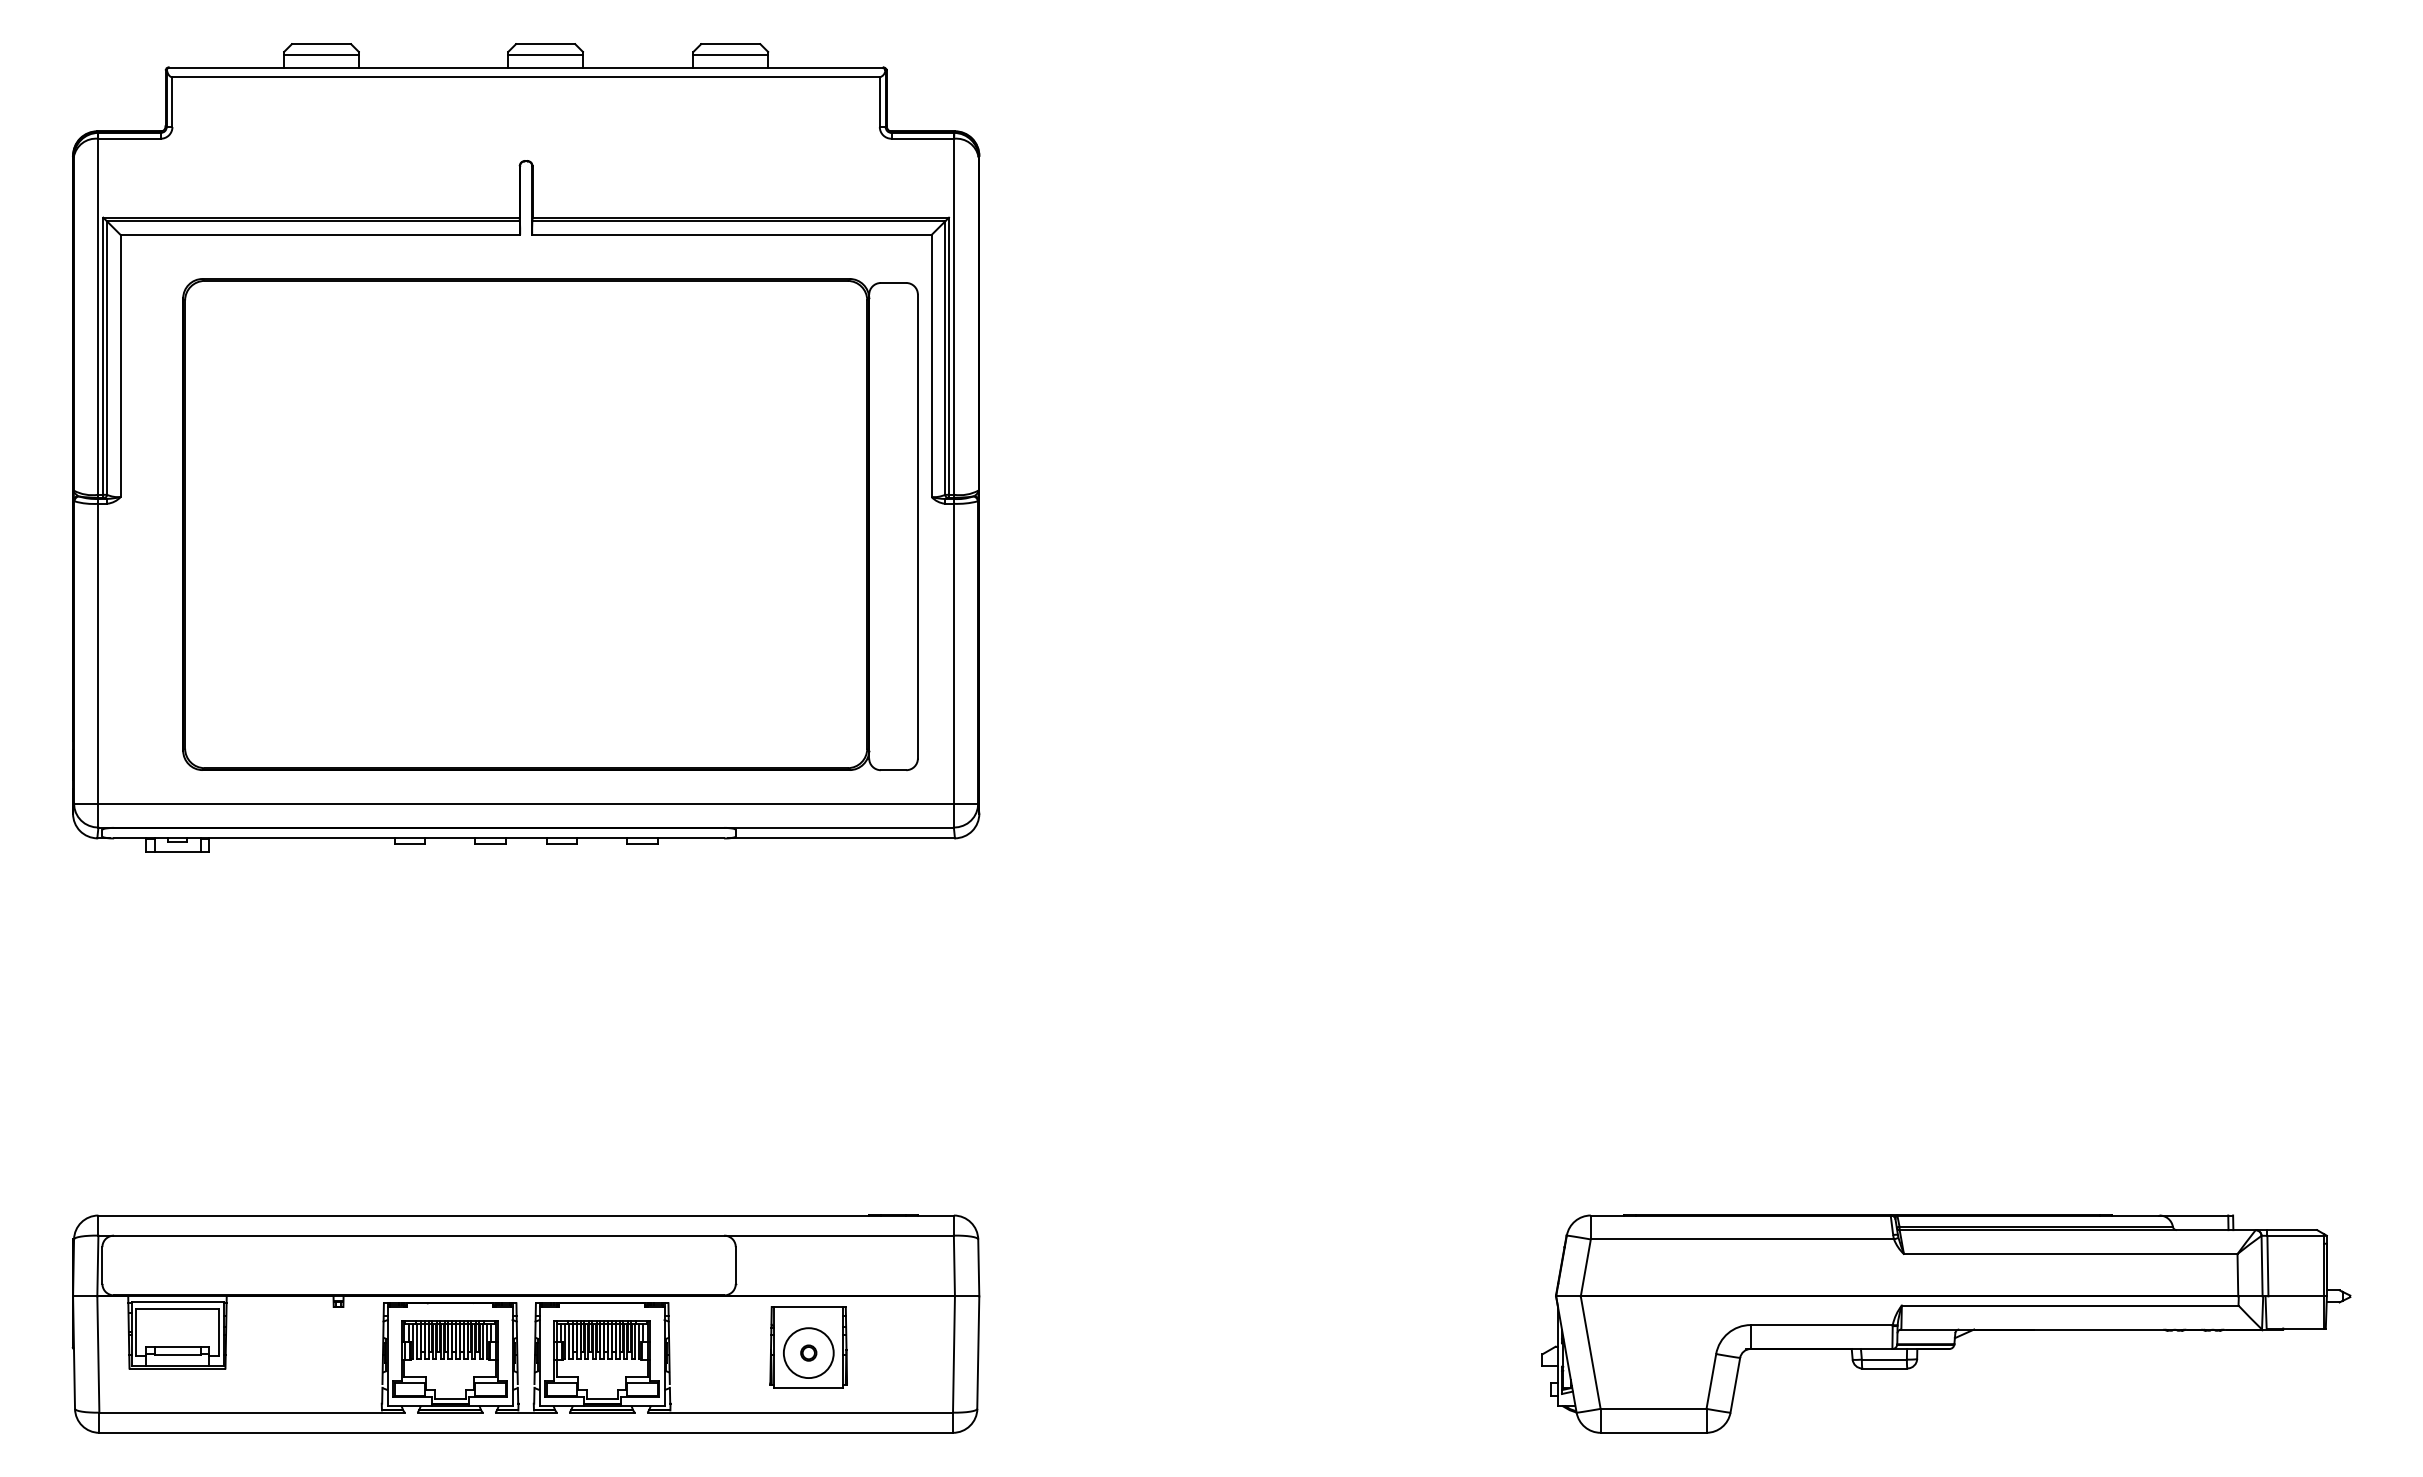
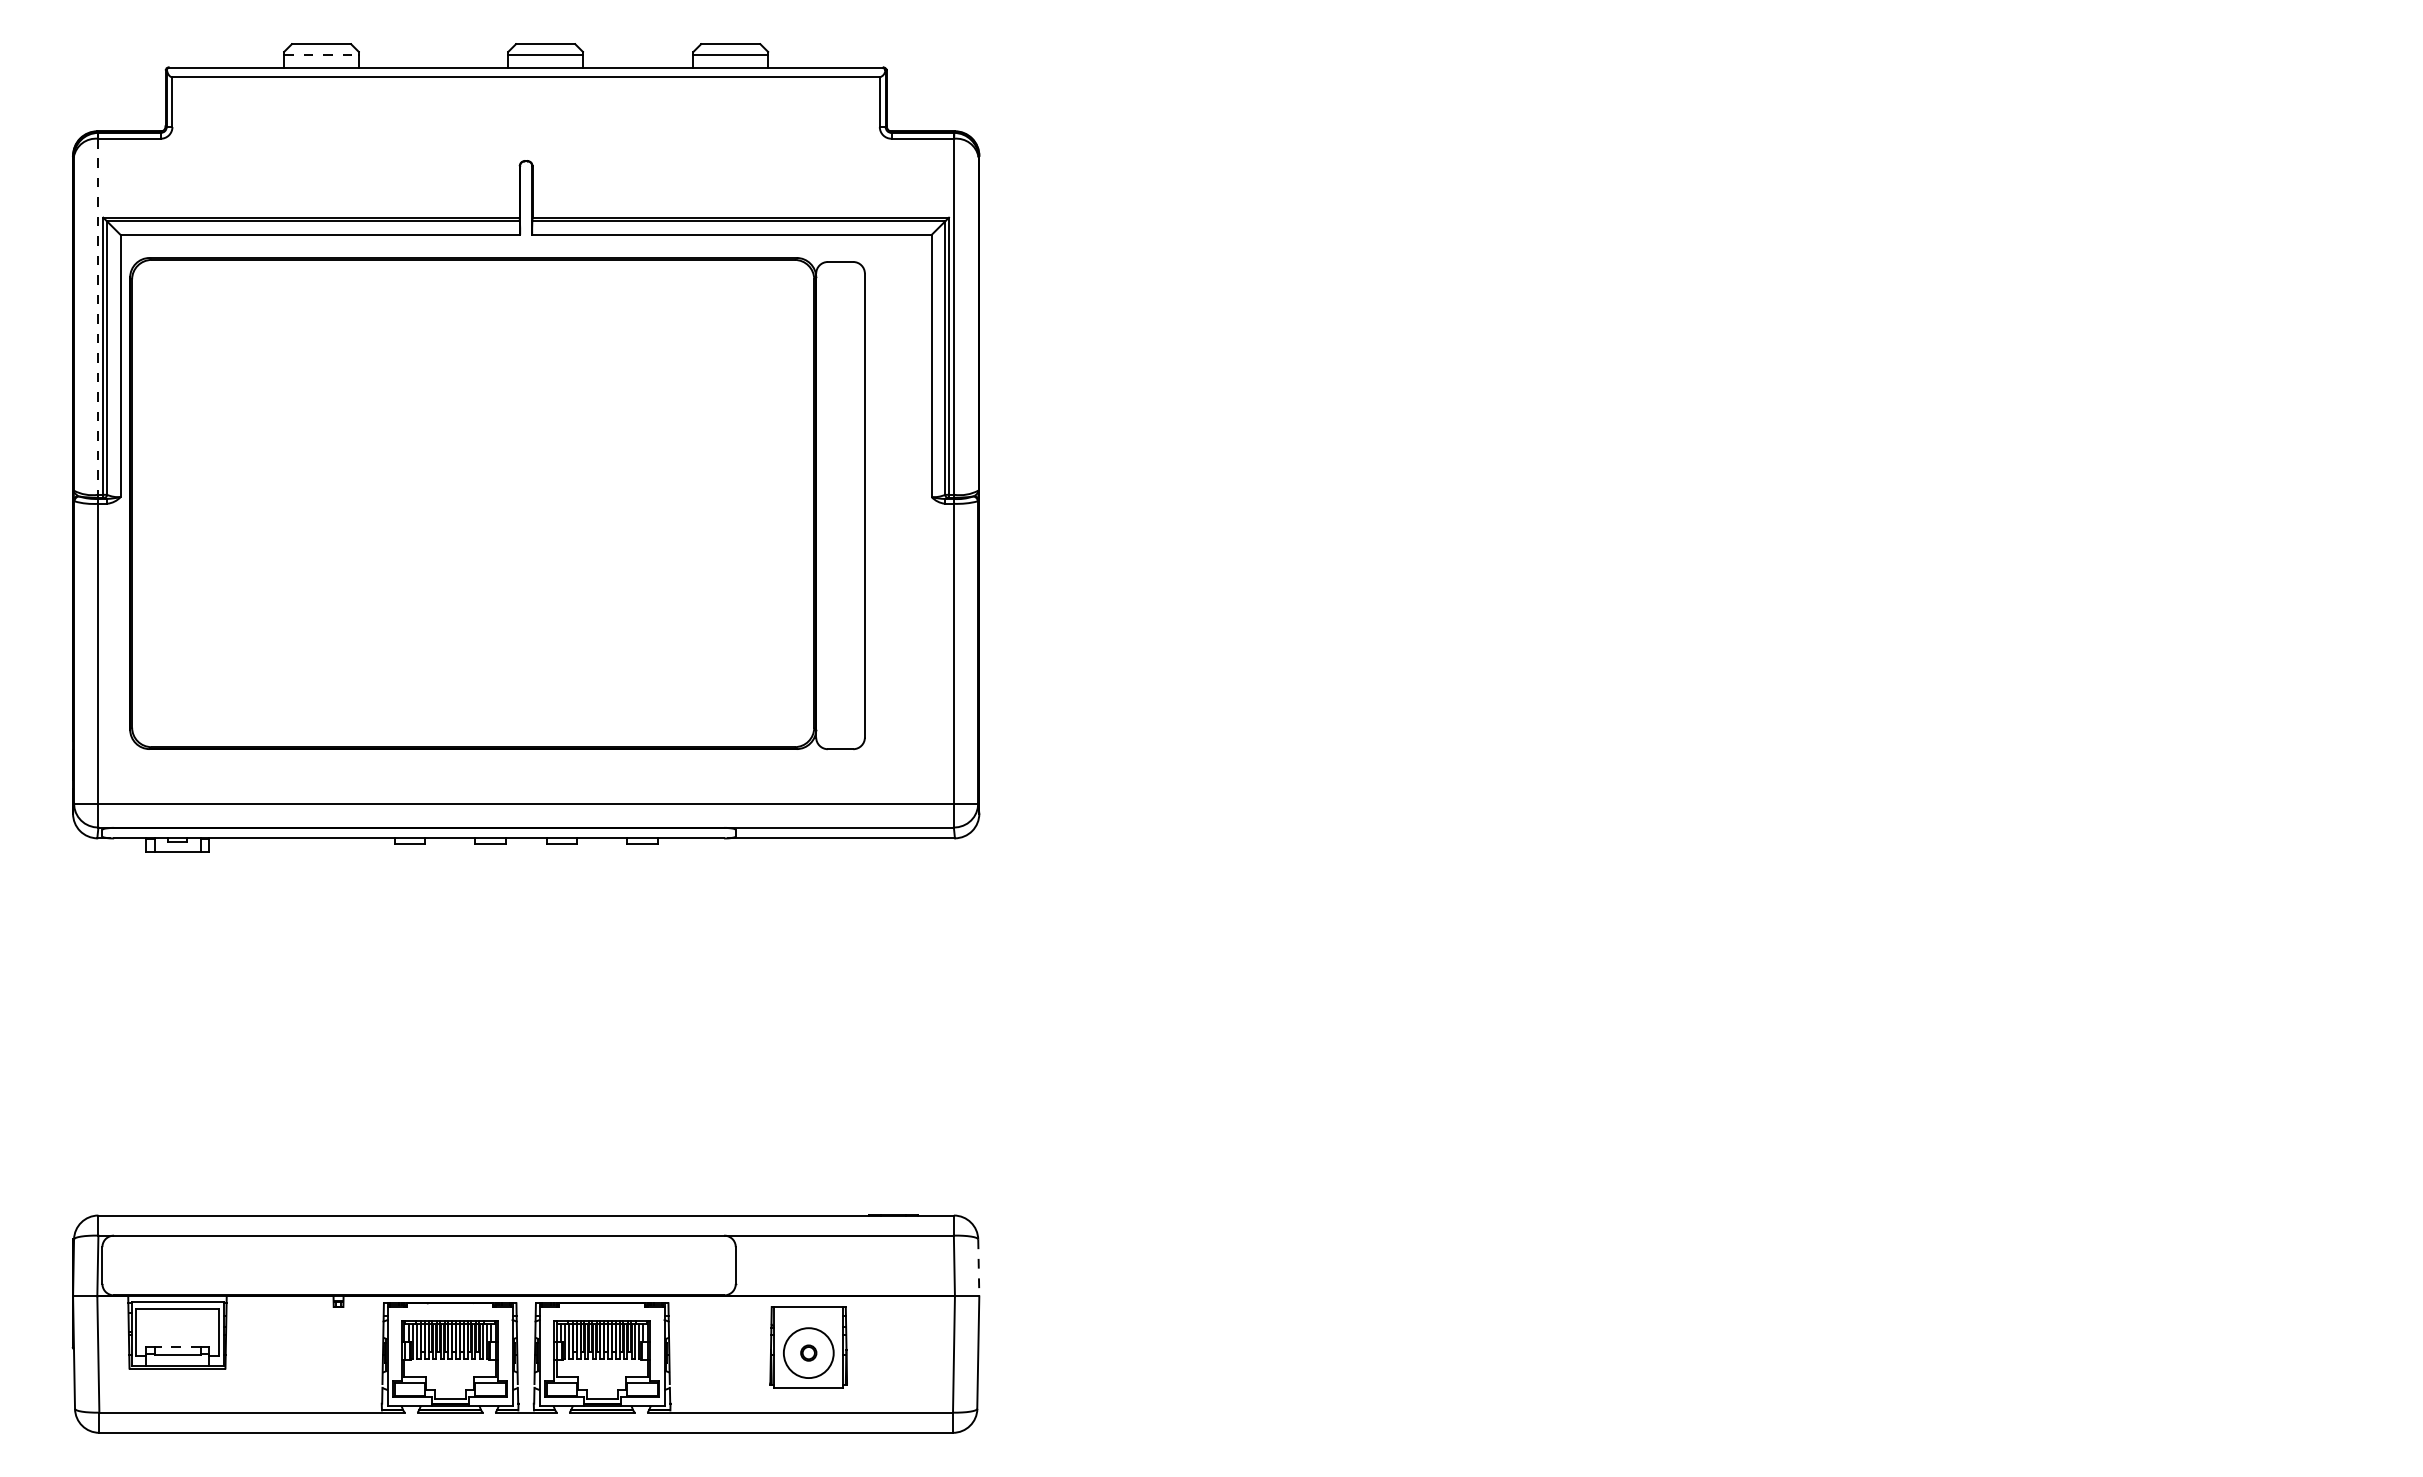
line: solid -> dashed (322, 54)
line: solid -> dashed (98, 317)
part position: (550, 524) -> (497, 503) (497, 503)
line: solid -> dashed (978, 1267)
part: present -> none (1946, 1323)
line: solid -> dashed (177, 1346)
